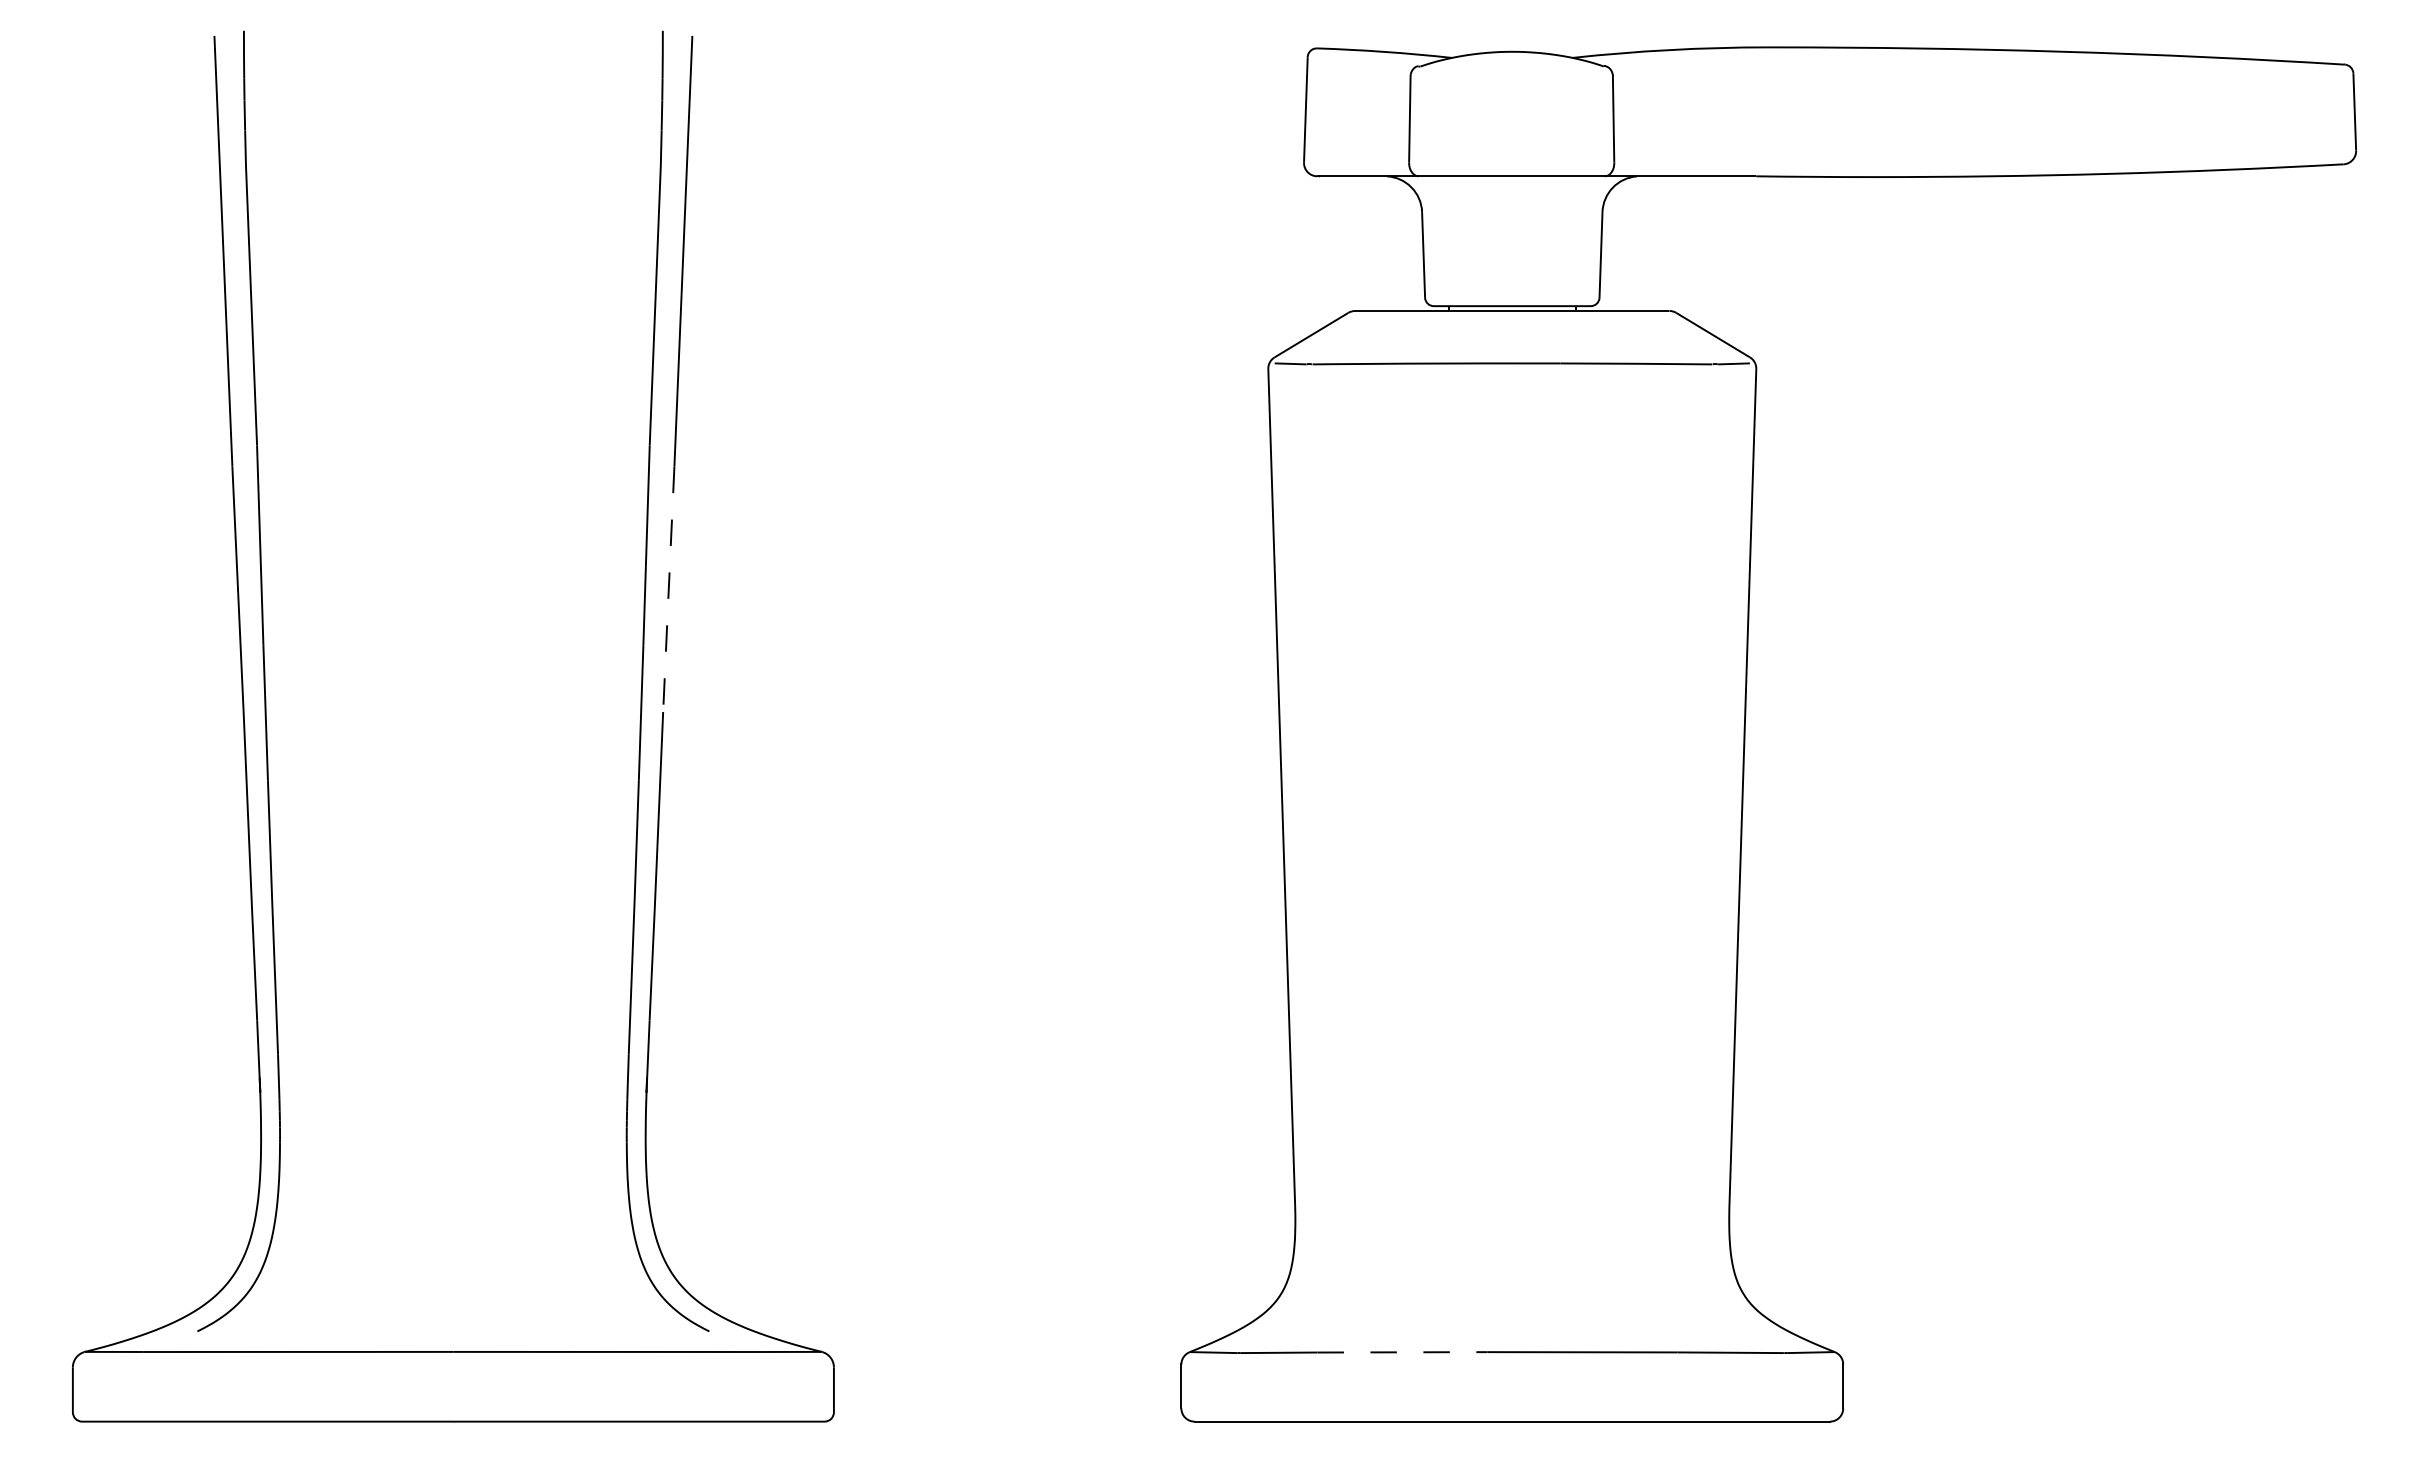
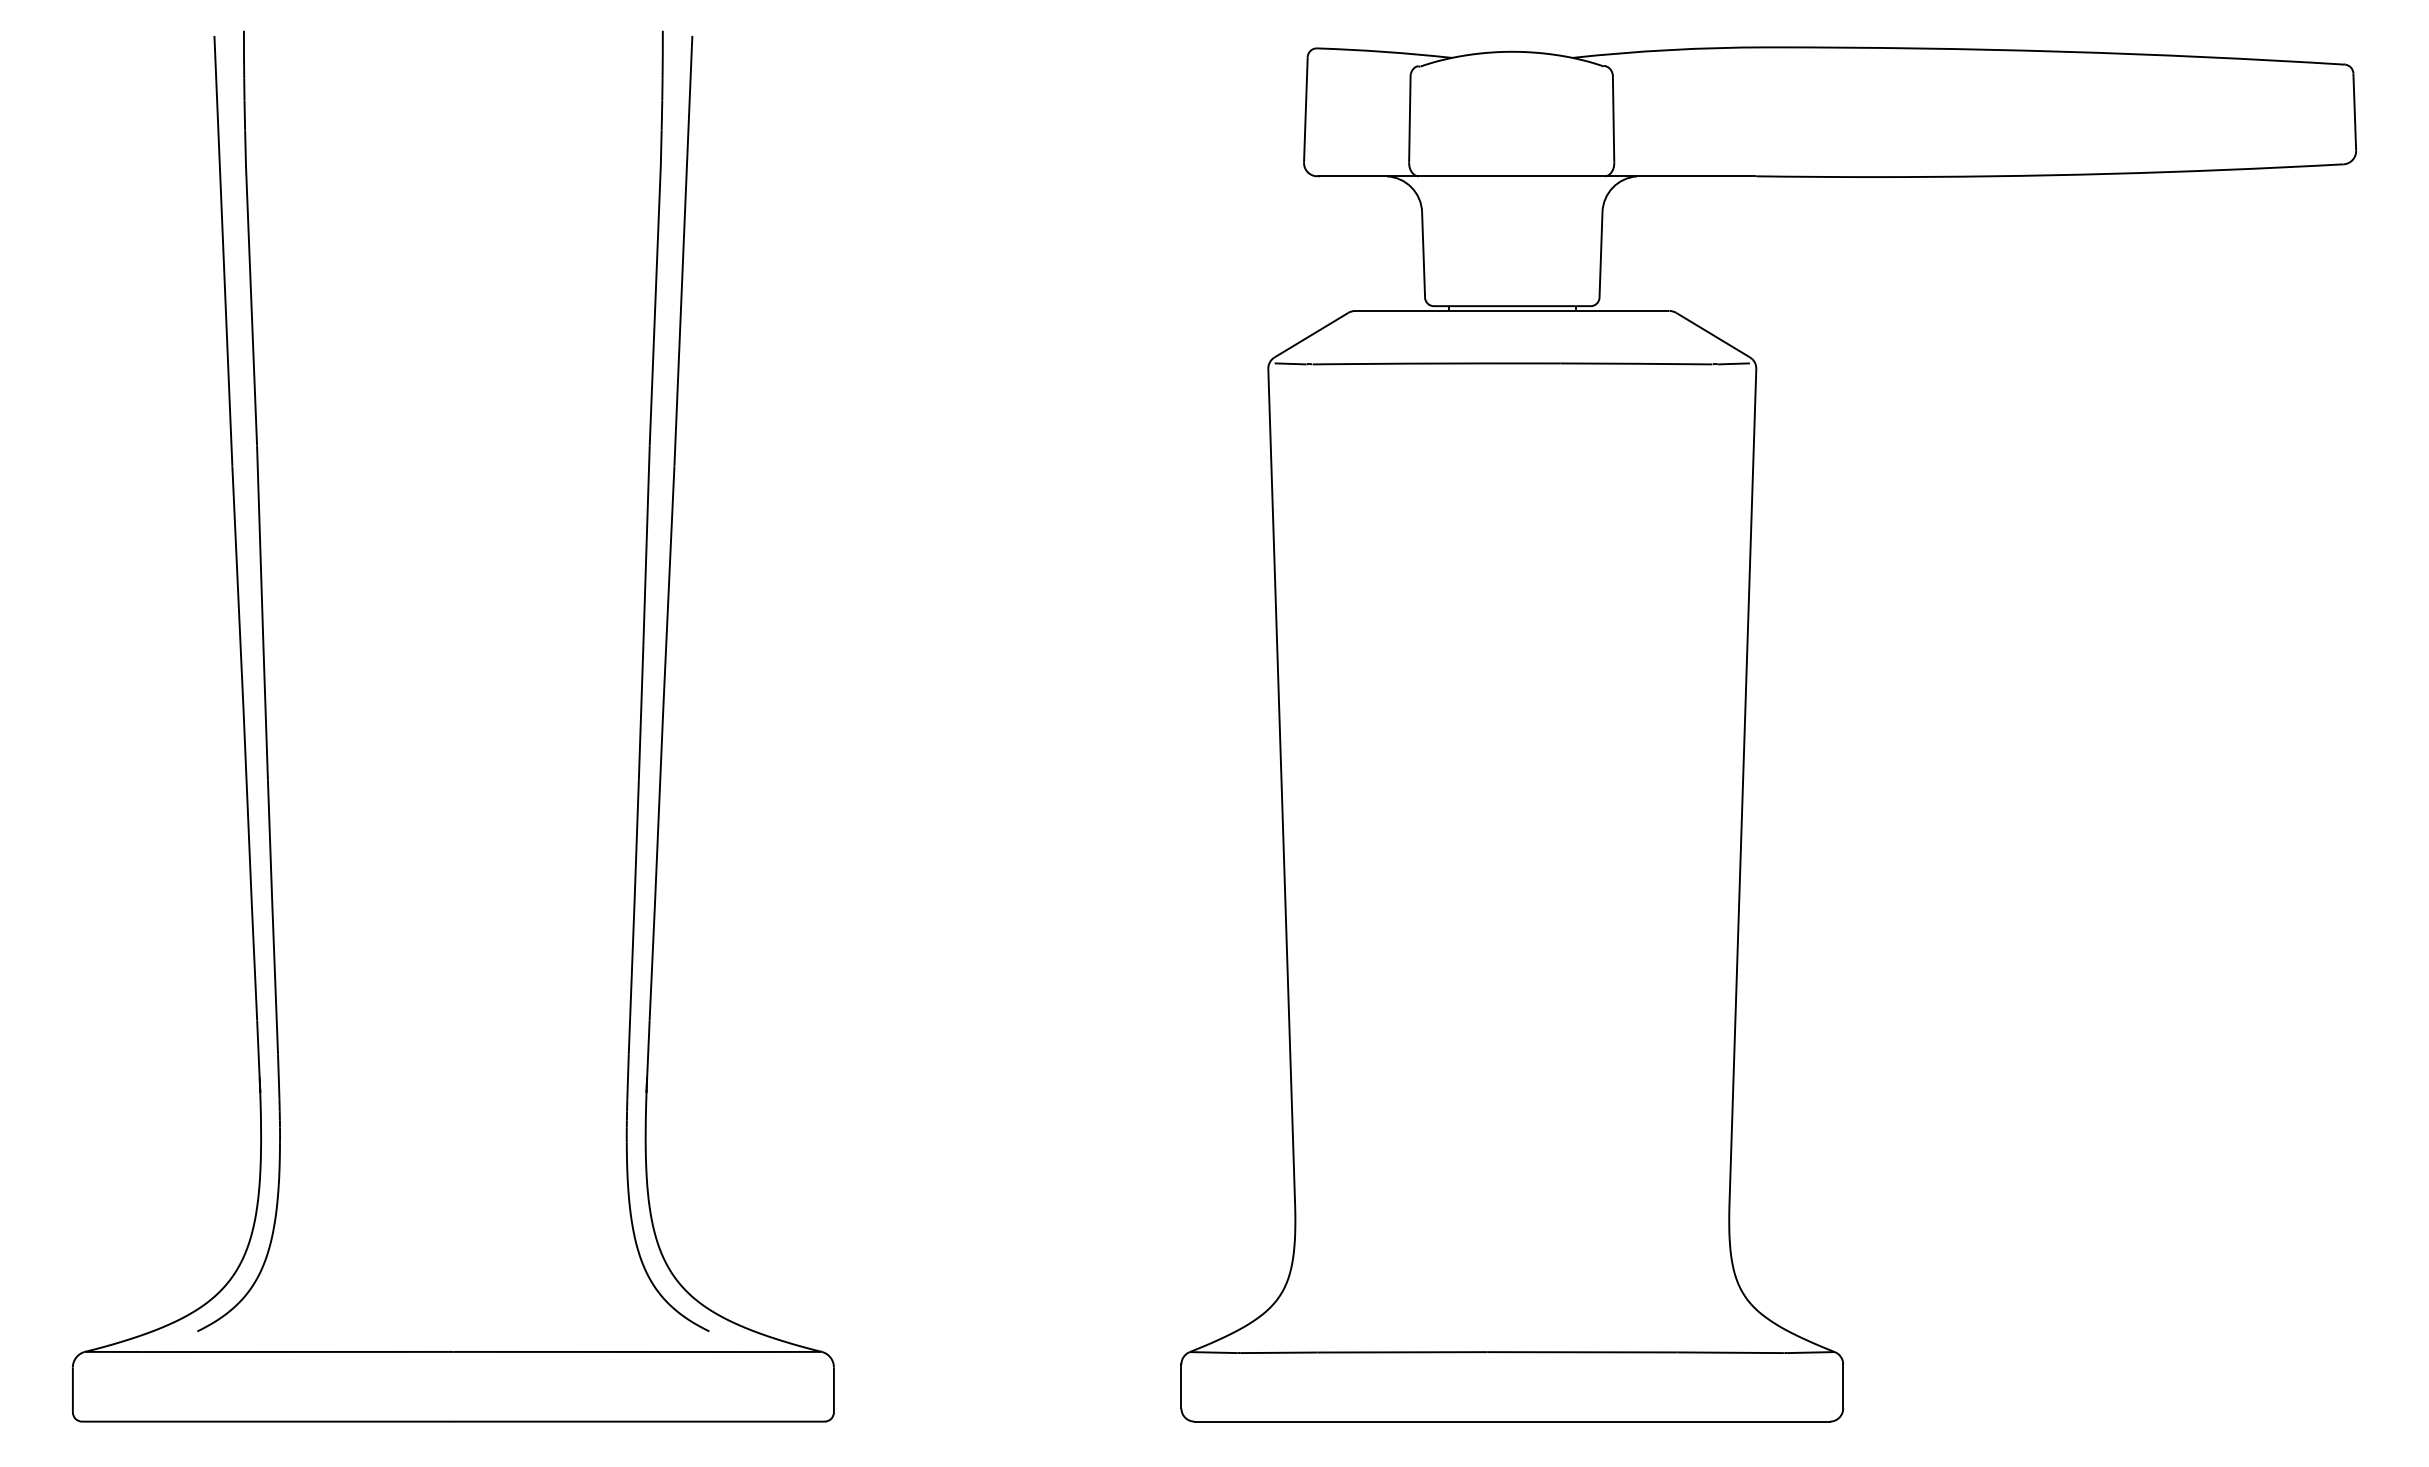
line: dashed -> solid (668, 589)
line: dashed -> solid (1402, 1352)
